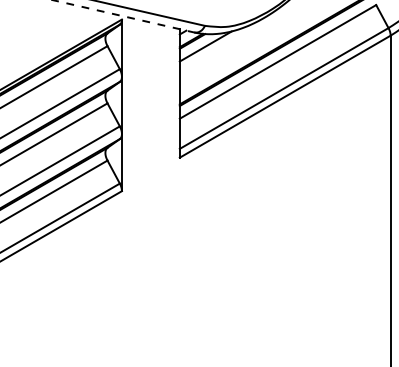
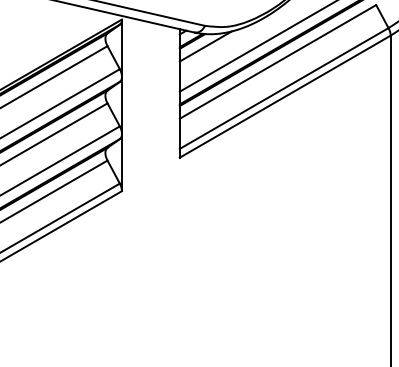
line: dashed -> solid (123, 16)
line: none -> present (256, 46)
